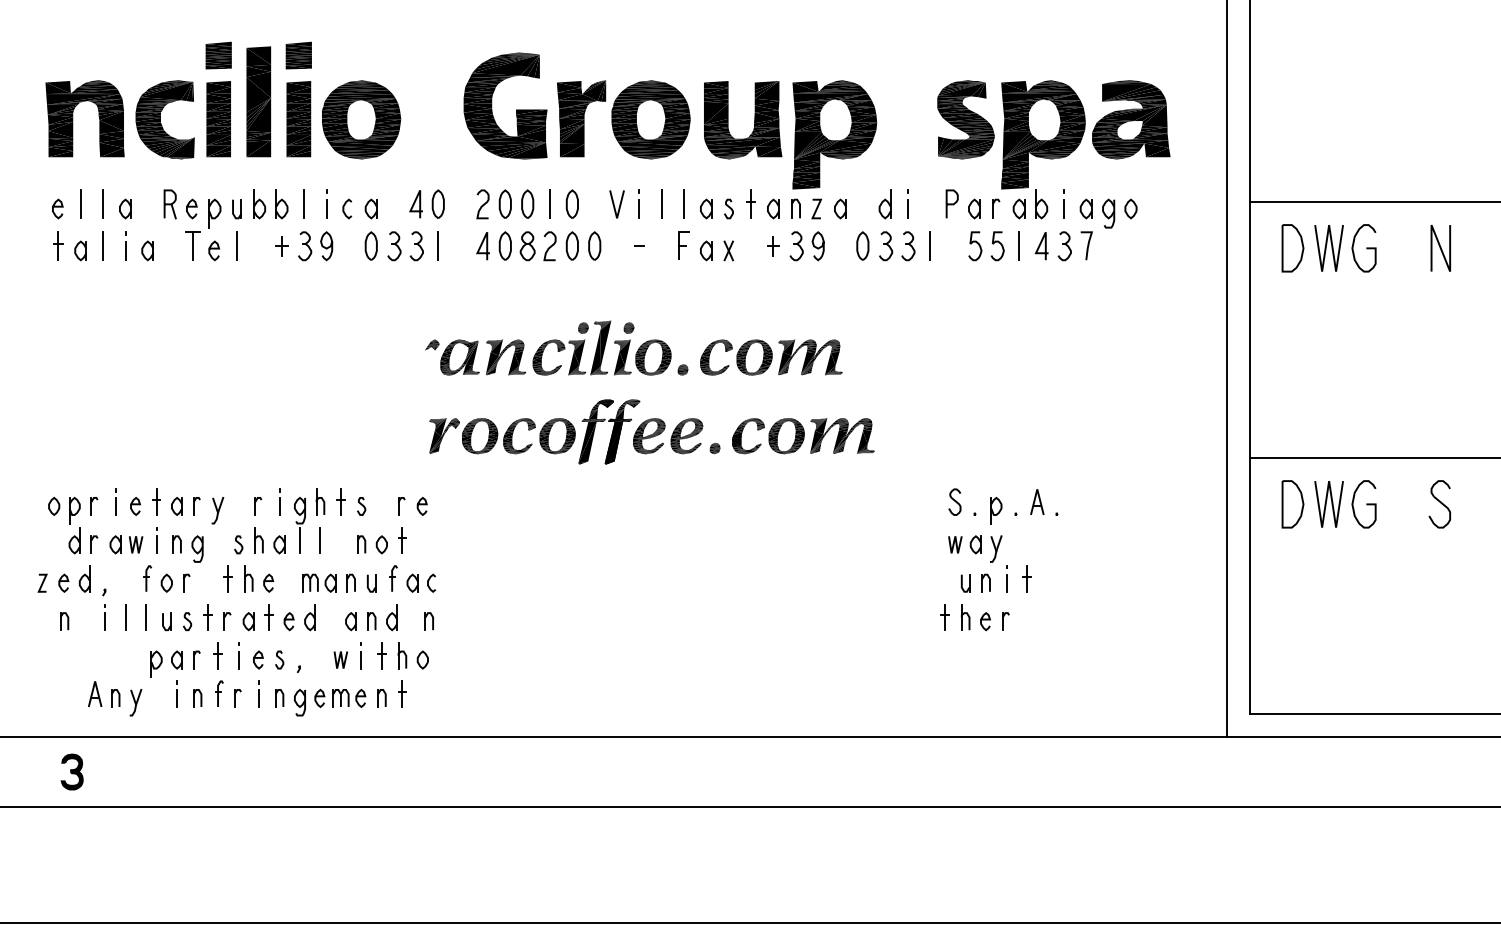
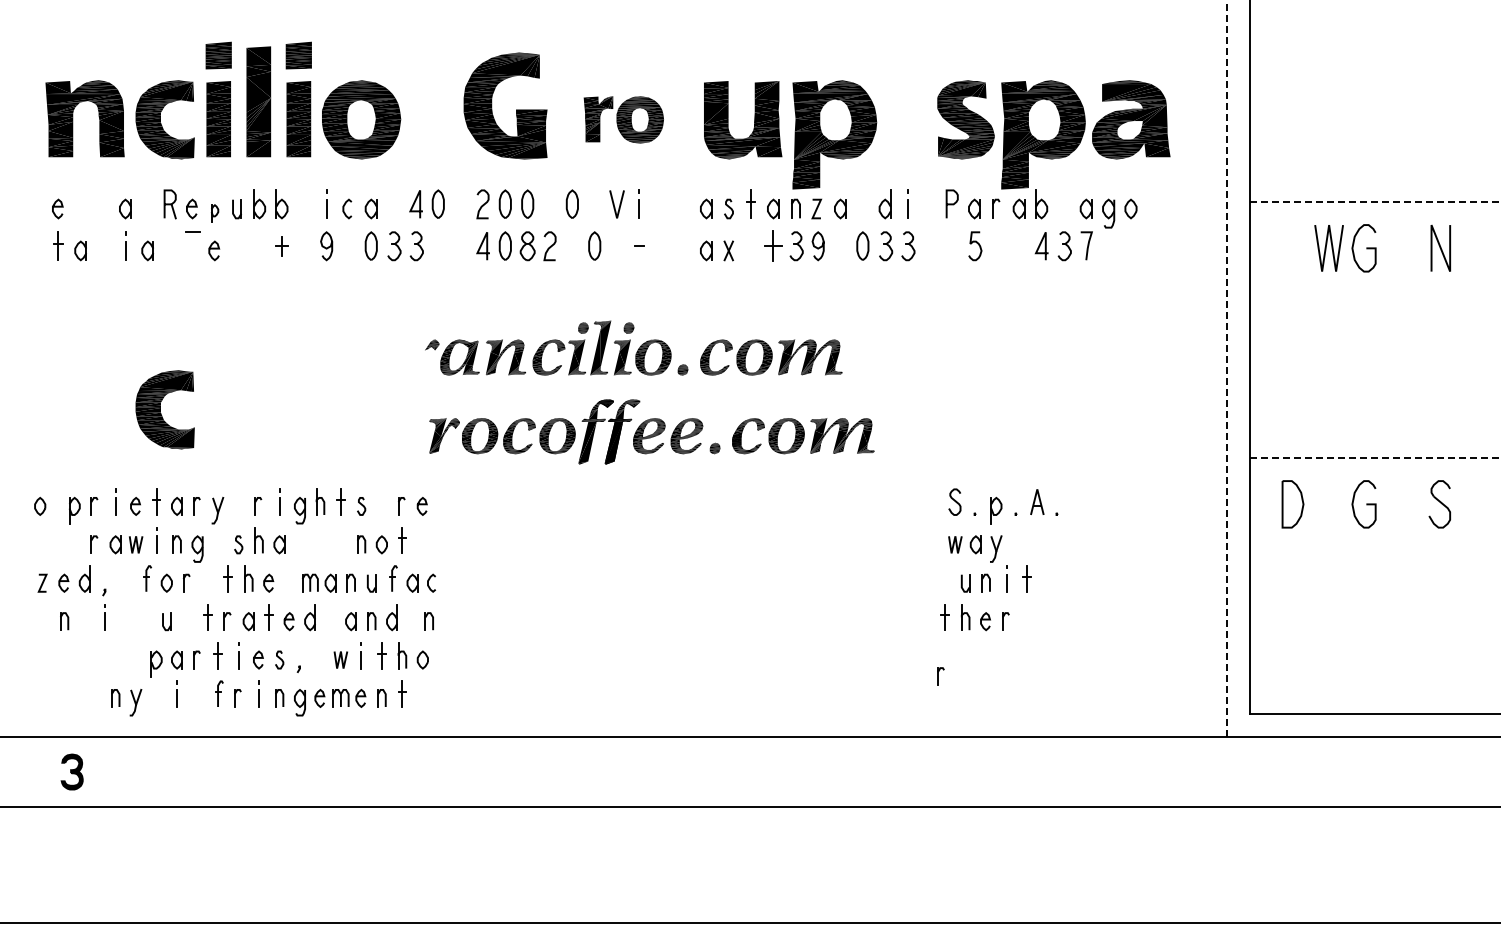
part size: 134x80 px -> 81x48 px (623, 119)
line: solid -> dashed (1375, 201)
line: present -> none (1063, 203)
line: present -> none (80, 204)
line: present -> none (103, 204)
line: present -> none (304, 204)
line: present -> none (550, 204)
line: present -> none (661, 204)
line: present -> none (684, 204)
part size: 14x31 px -> 9x19 px (215, 213)
curve: present -> none (999, 243)
part: present -> none (571, 245)
part: present -> none (683, 245)
line: present -> none (103, 246)
line: present -> none (192, 246)
line: present -> none (237, 246)
part: present -> none (305, 246)
line: present -> none (438, 246)
part size: 13x21 px -> 19x32 px (773, 245)
line: present -> none (929, 246)
line: present -> none (1019, 246)
part: present -> none (1292, 248)
line: solid -> dashed (1226, 368)
part: none -> present (164, 409)
line: solid -> dashed (1375, 457)
line: present -> none (1326, 504)
part position: (54, 505) -> (40, 505) (40, 505)
part: present -> none (74, 540)
line: present -> none (299, 540)
line: present -> none (320, 540)
line: present -> none (125, 617)
line: present -> none (146, 617)
curve: present -> none (187, 620)
part: none -> present (940, 676)
part: present -> none (95, 693)
part: present -> none (197, 698)
